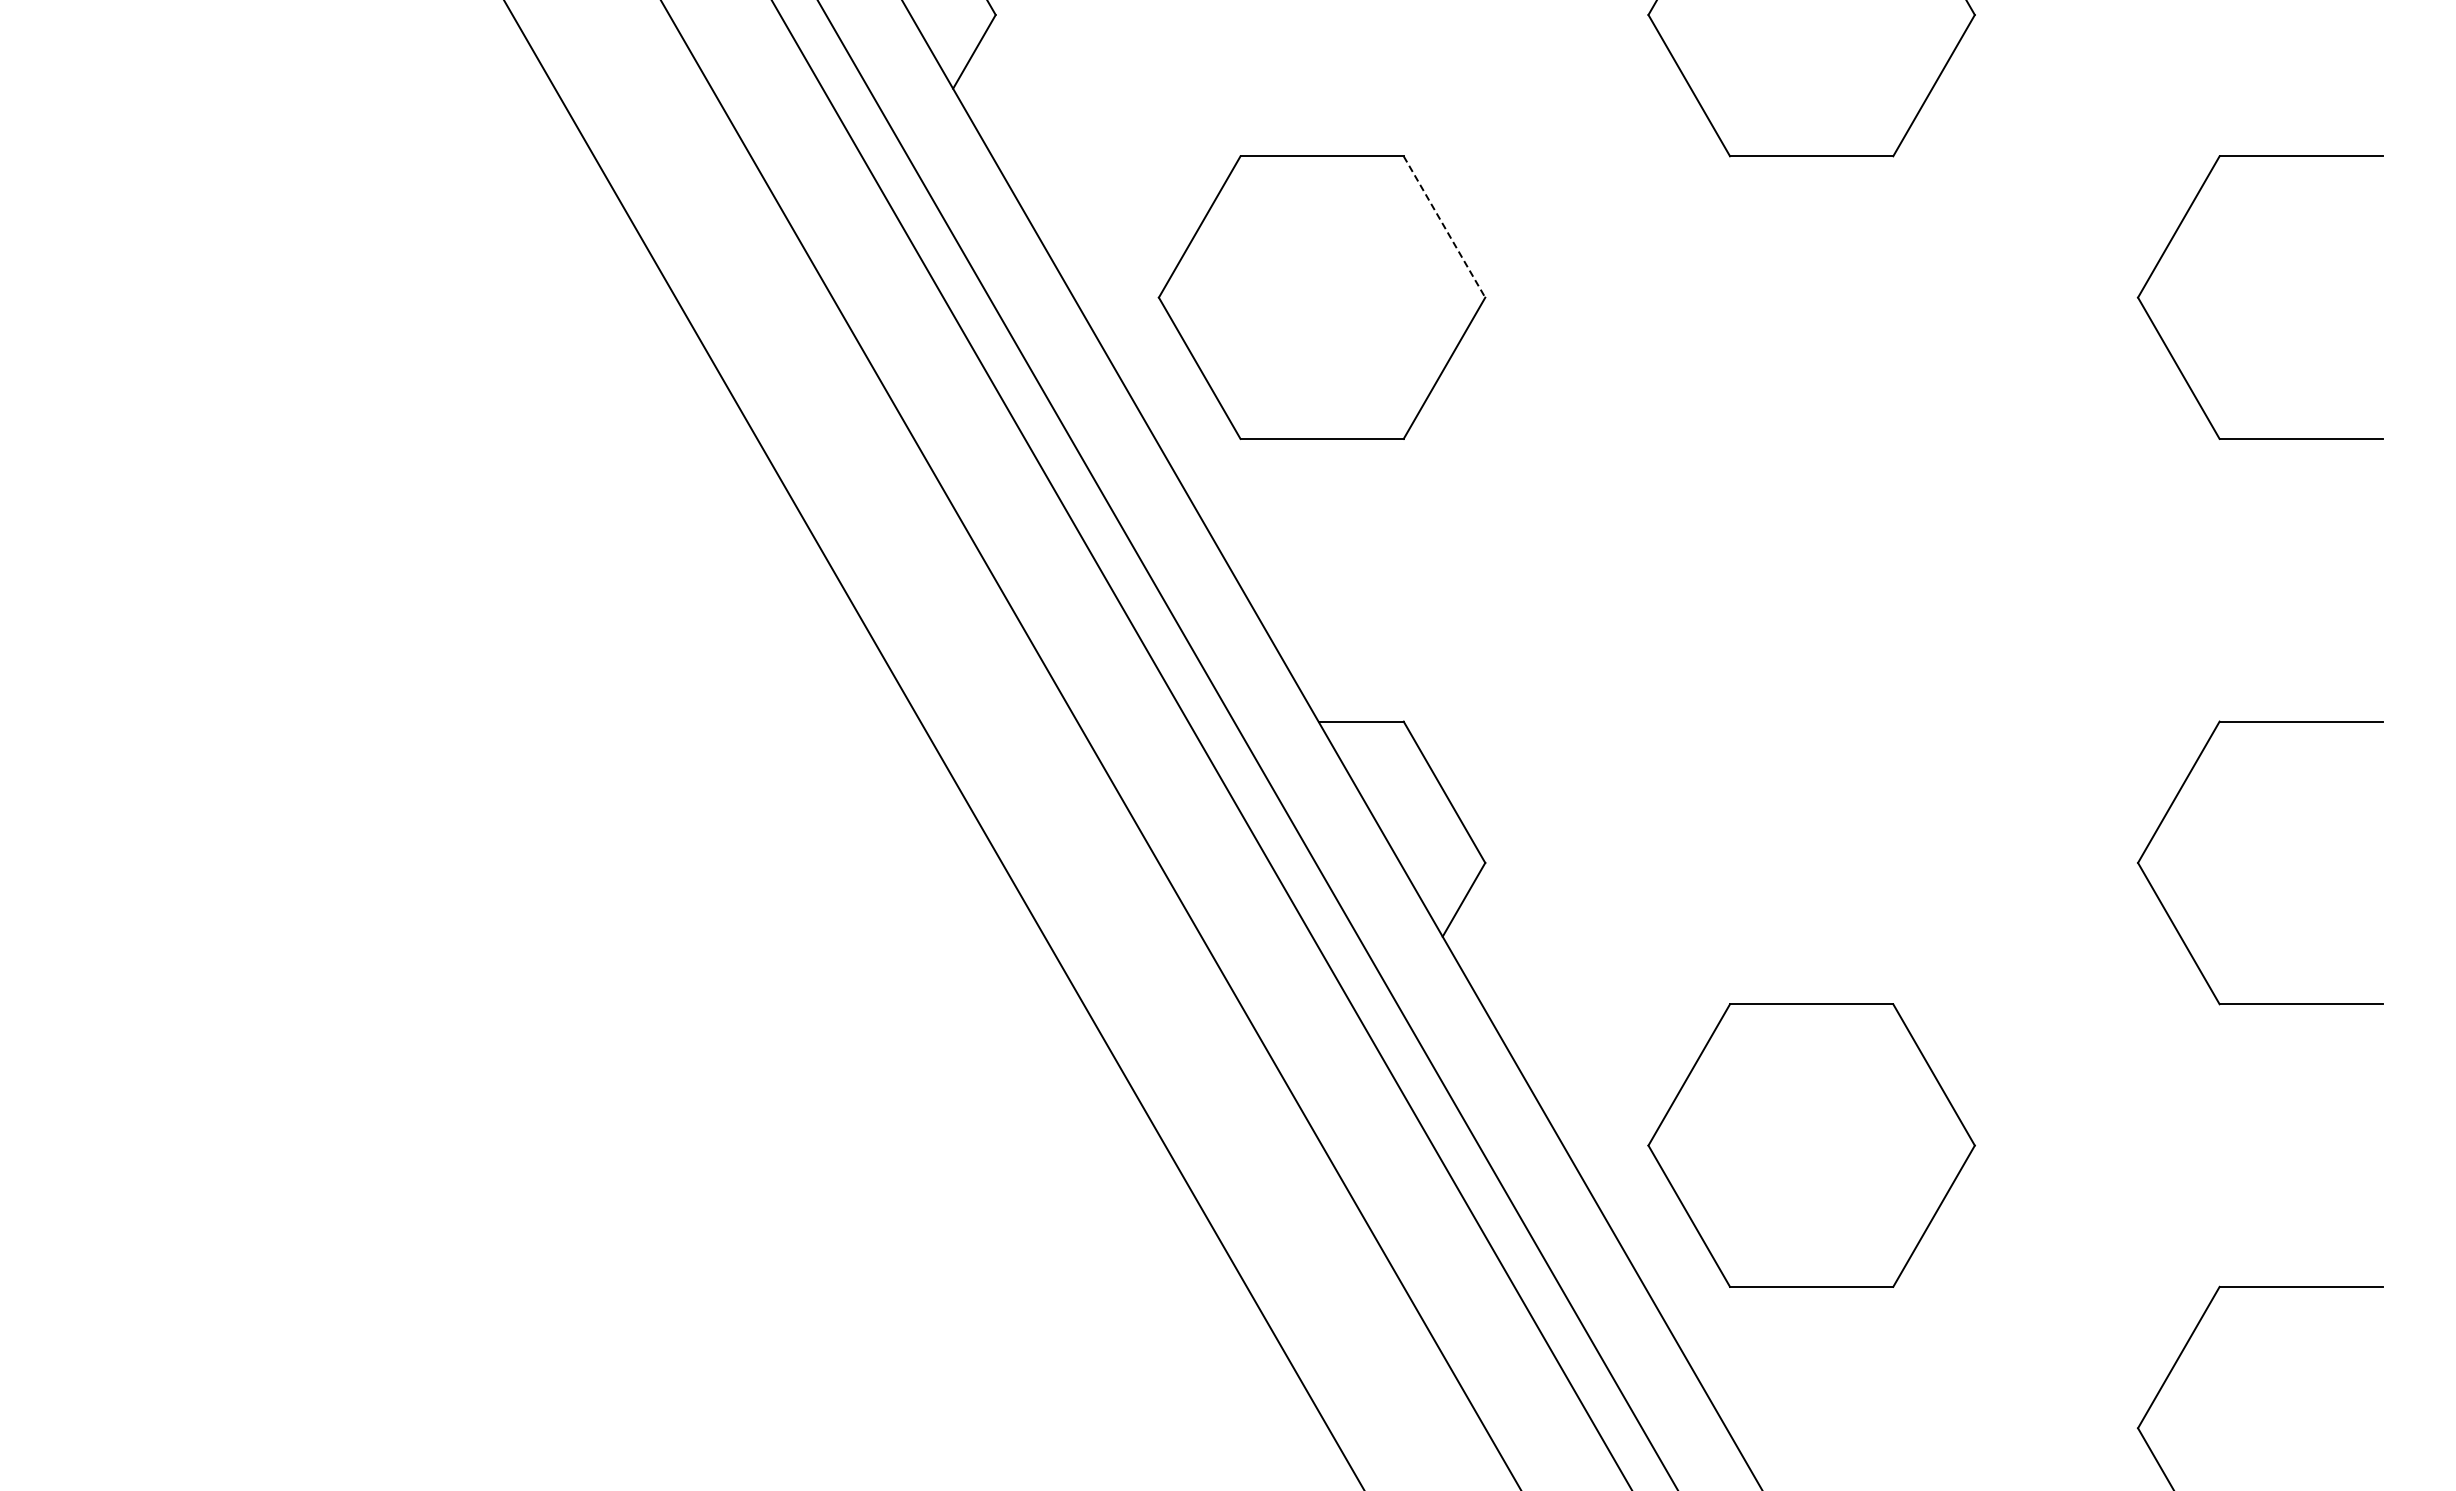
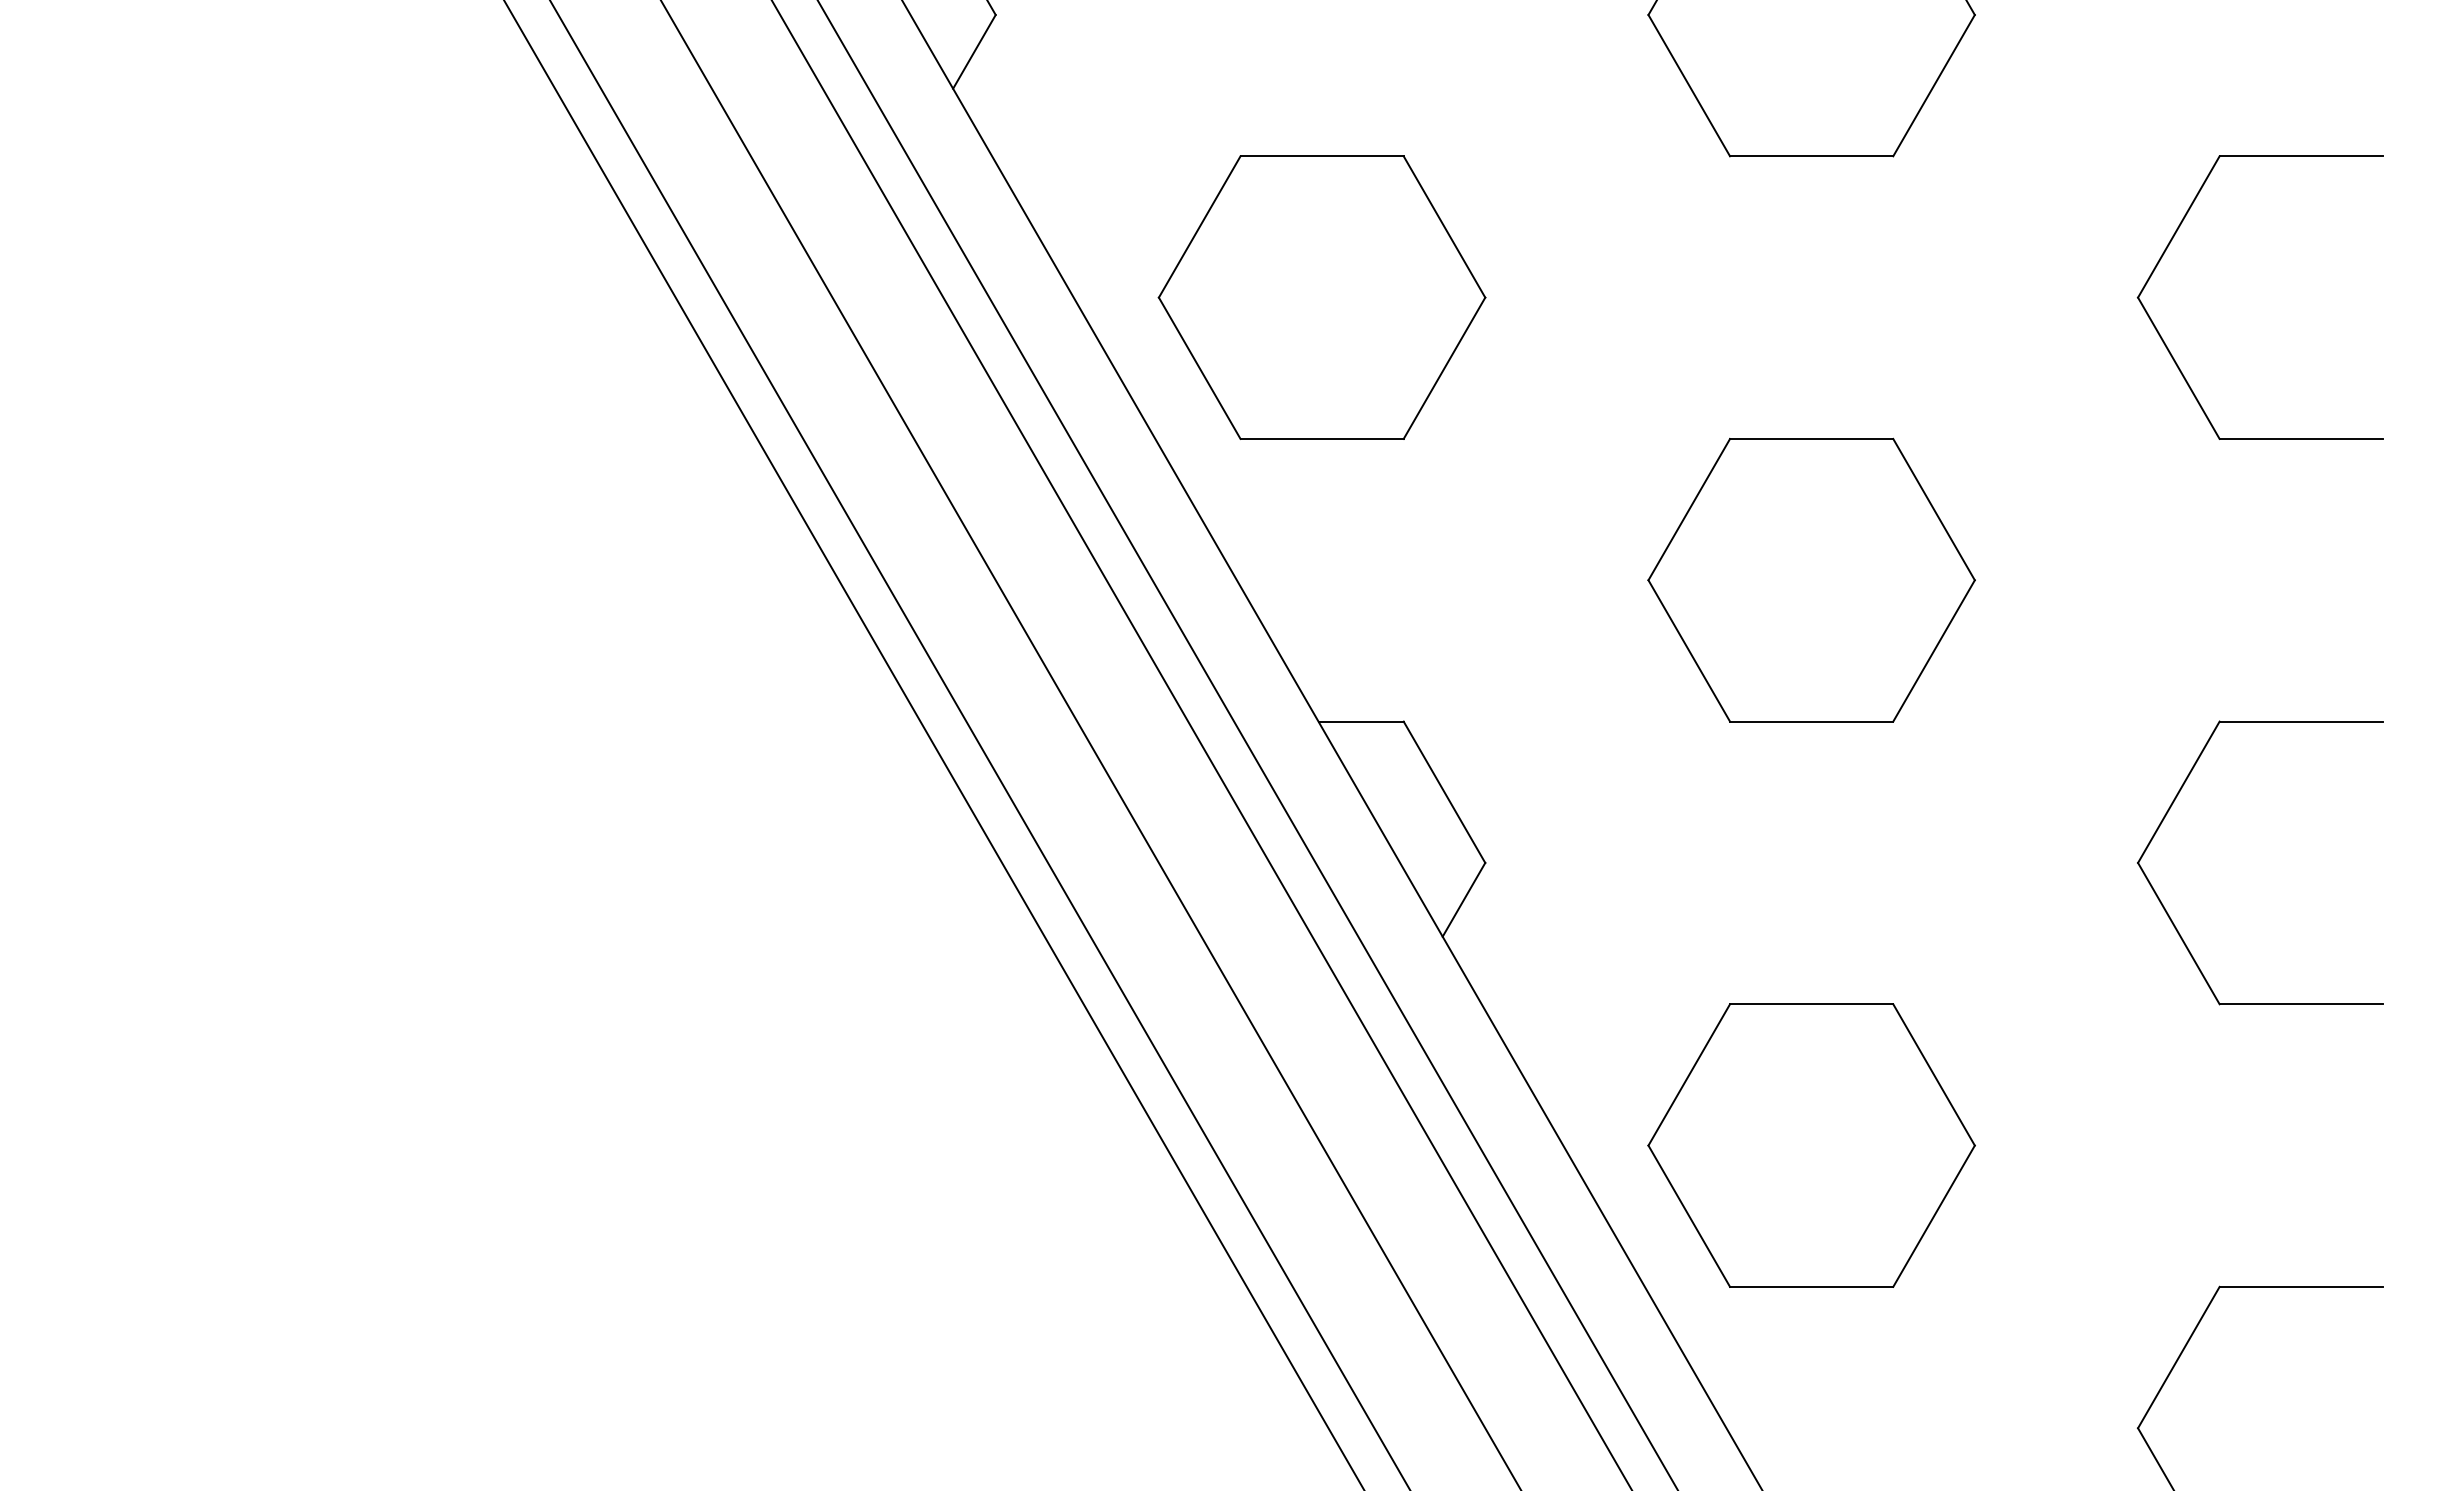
line: dashed -> solid (1444, 226)
part: none -> present (1811, 579)
line: none -> present (979, 744)
